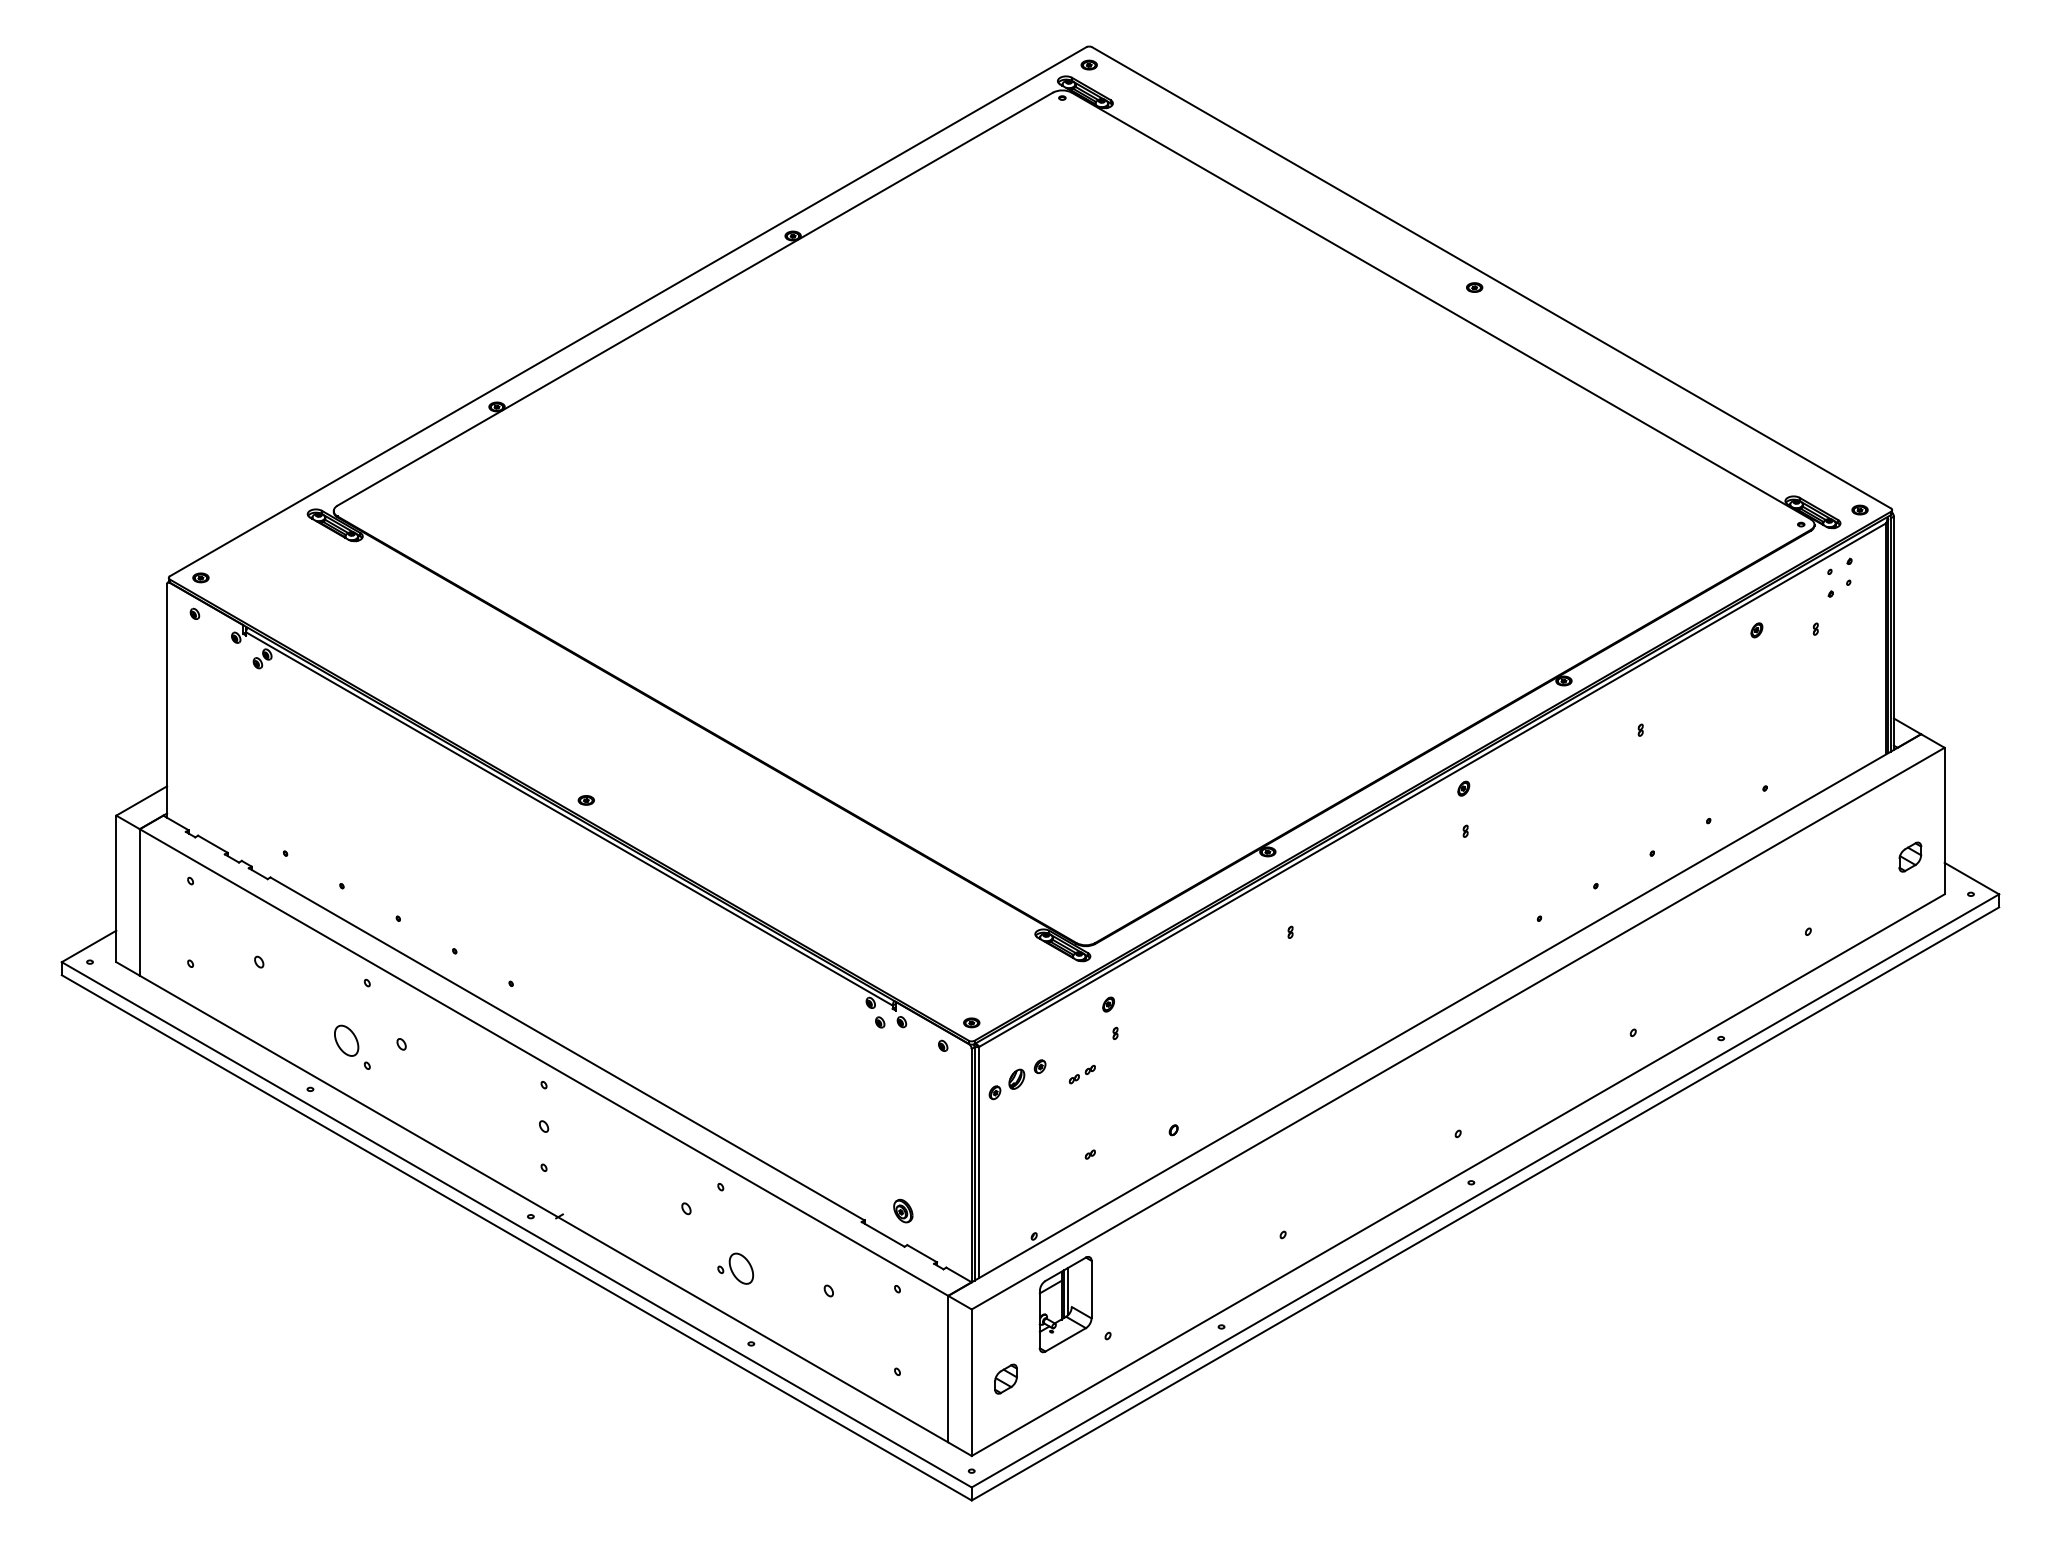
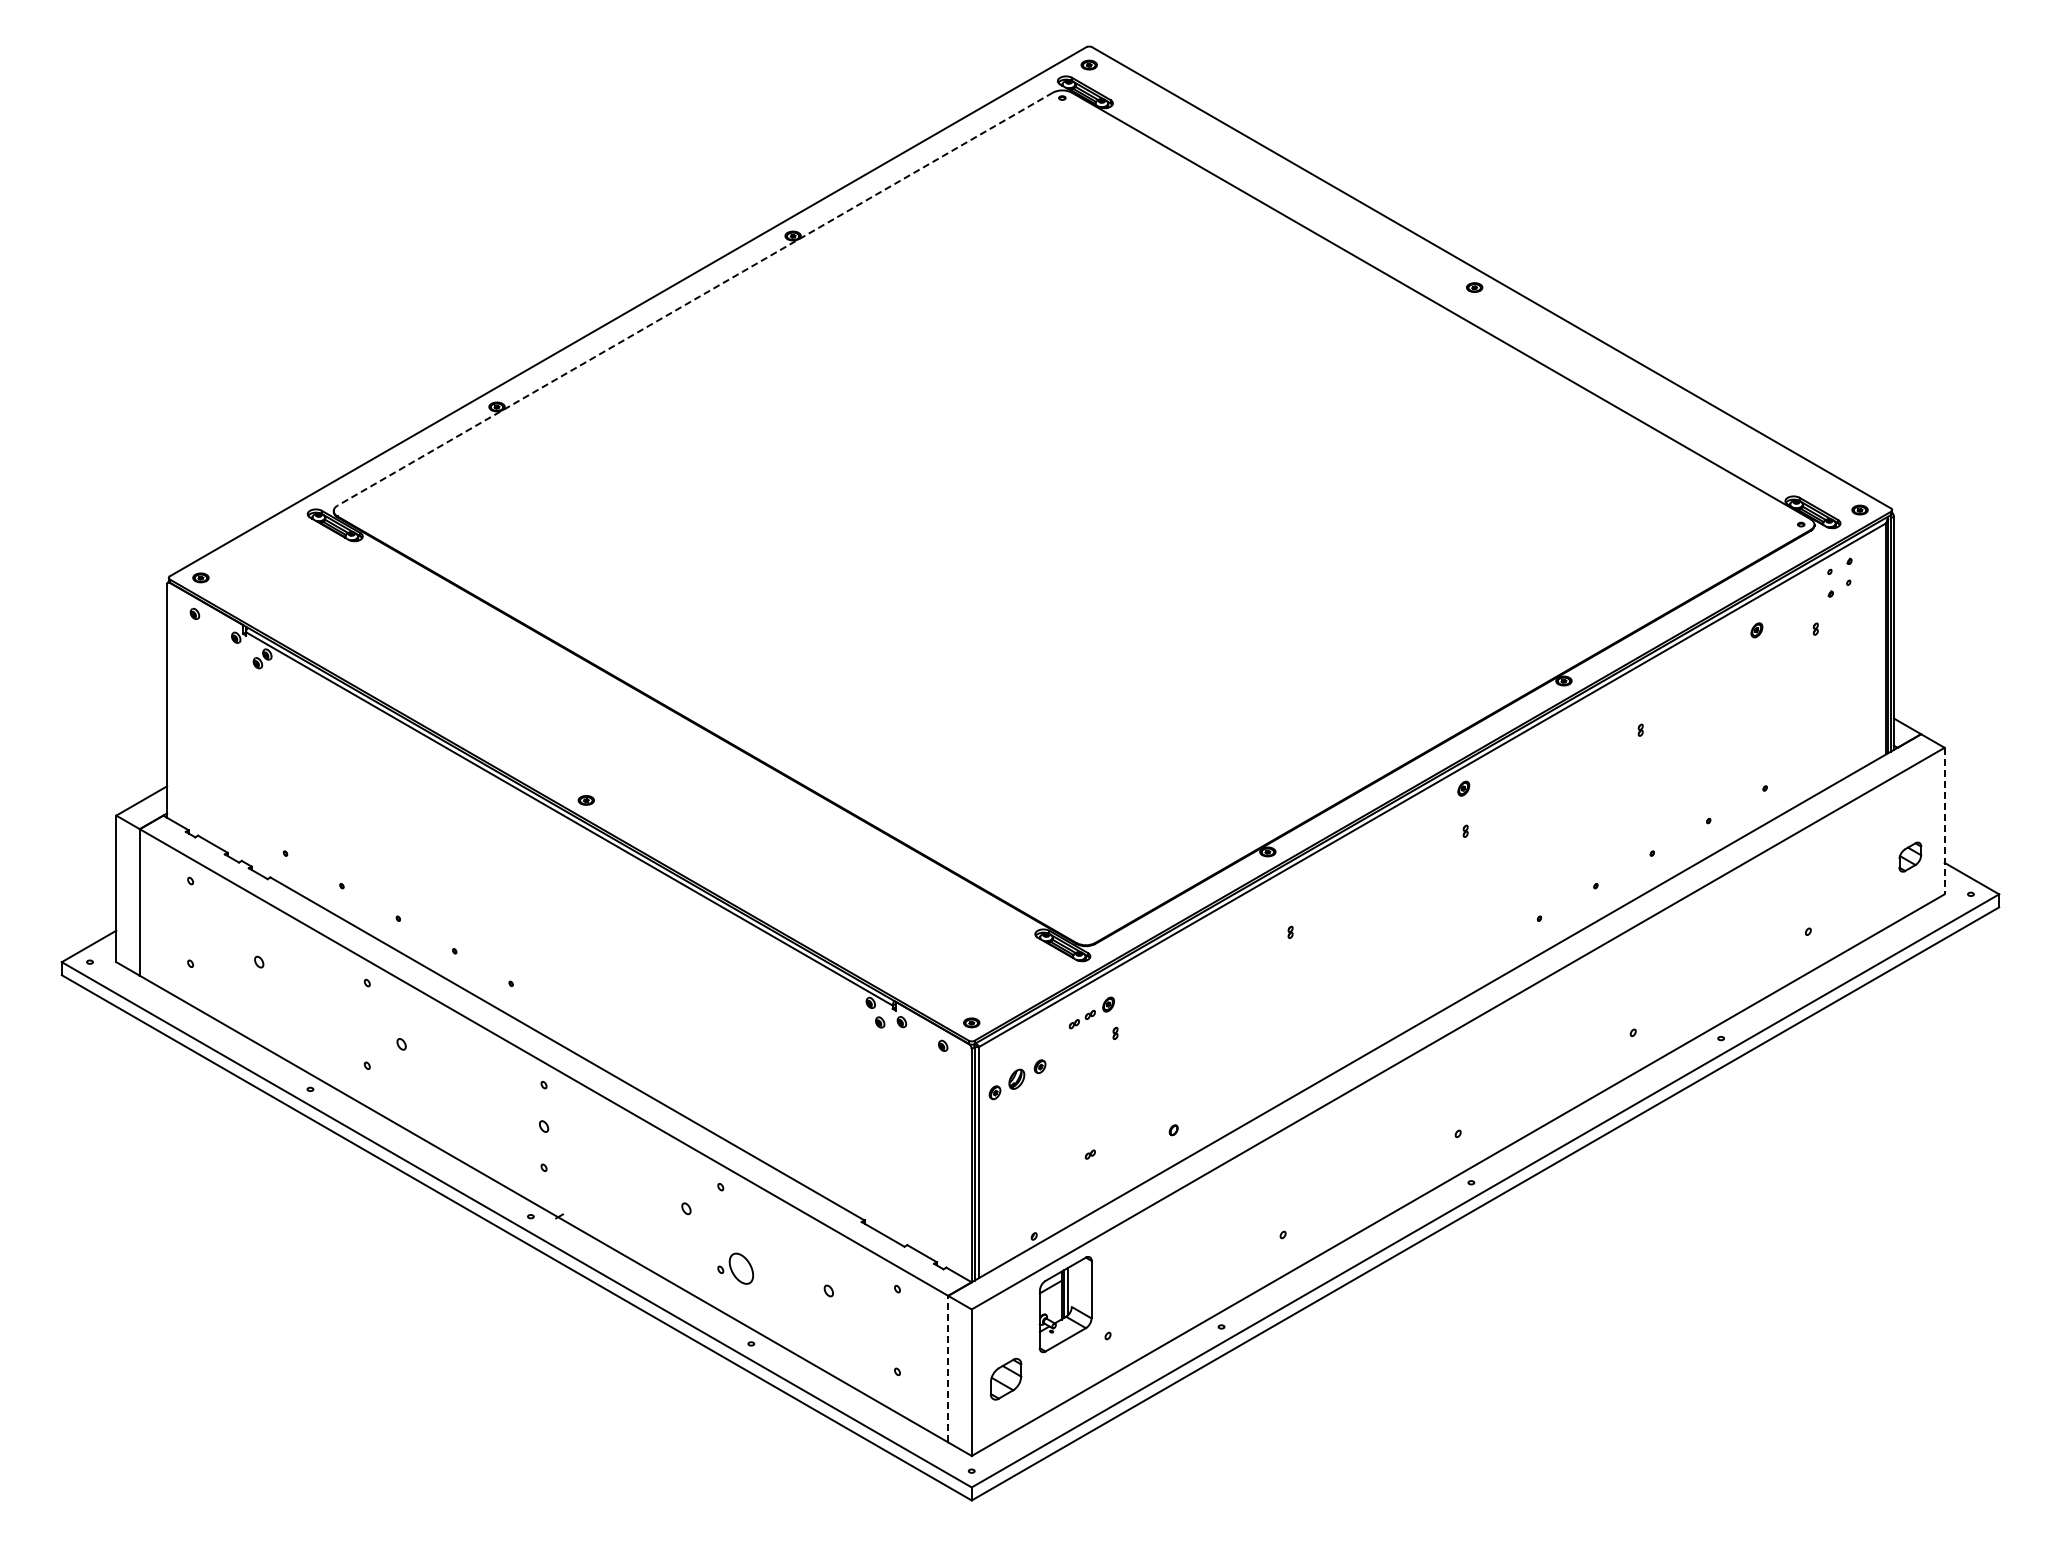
line: solid -> dashed (695, 299)
line: solid -> dashed (1944, 821)
part: present -> none (346, 1040)
part position: (1081, 1074) -> (1081, 1019) (1081, 1019)
part: present -> none (903, 1210)
line: solid -> dashed (948, 1368)
part size: 24x32 px -> 34x44 px (1005, 1378)
